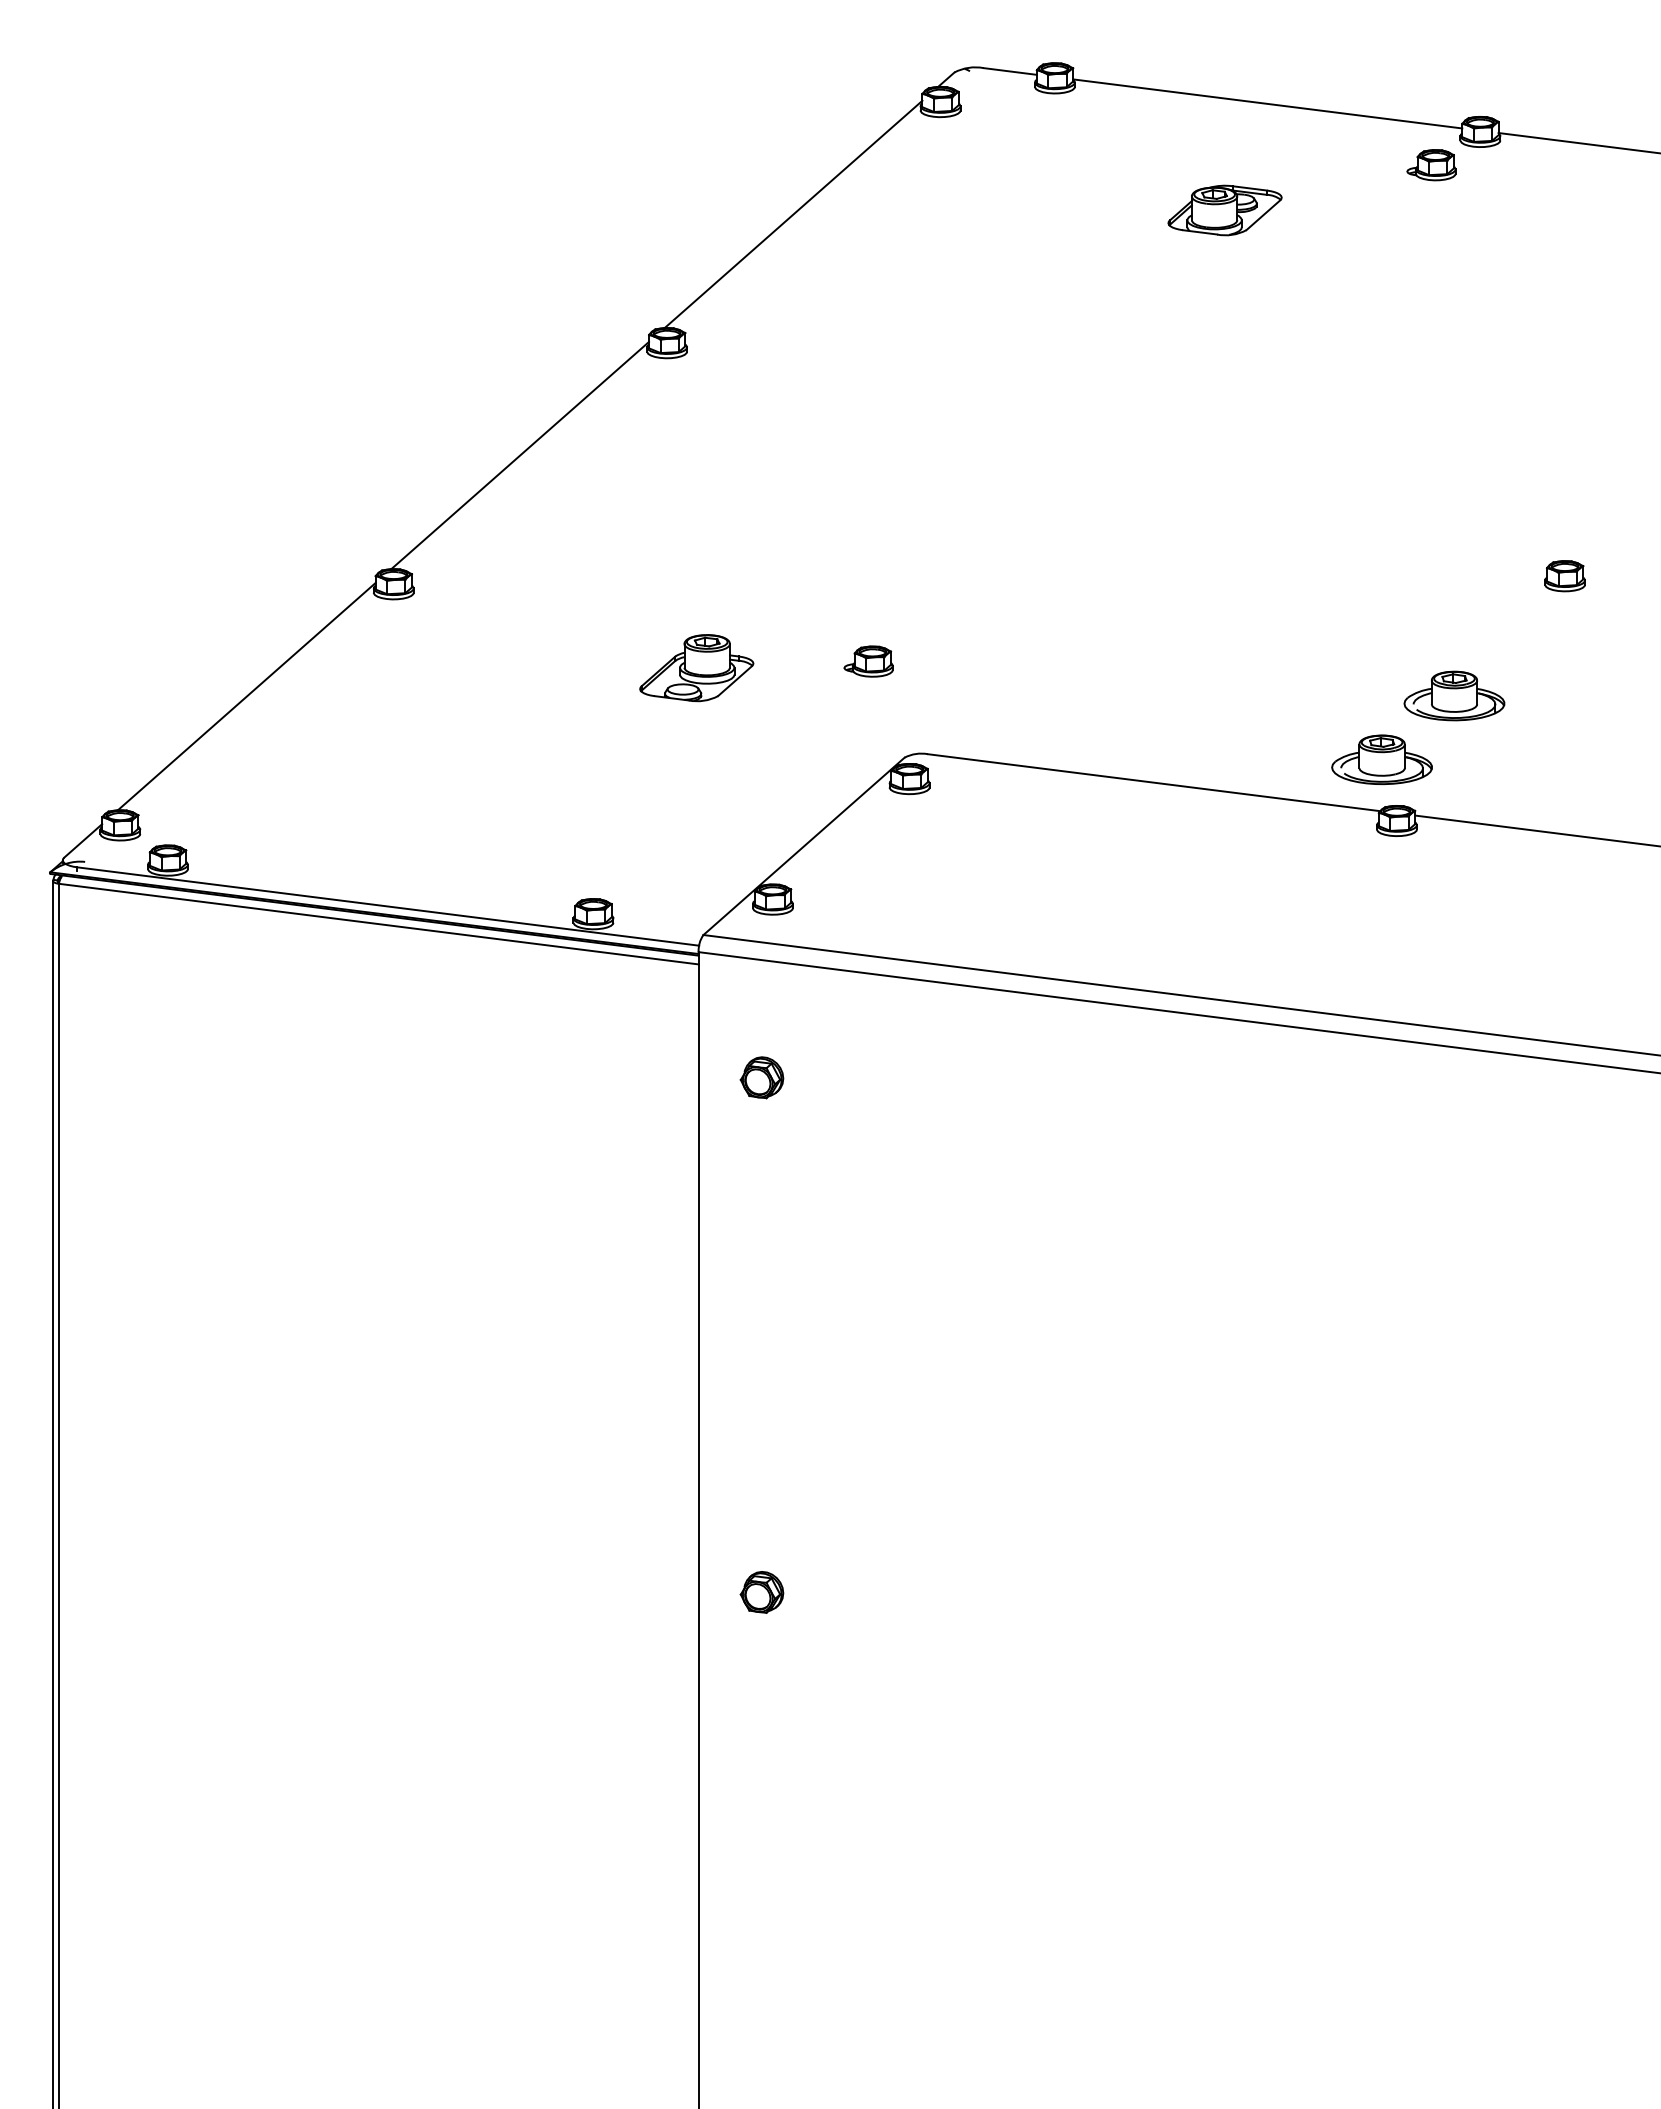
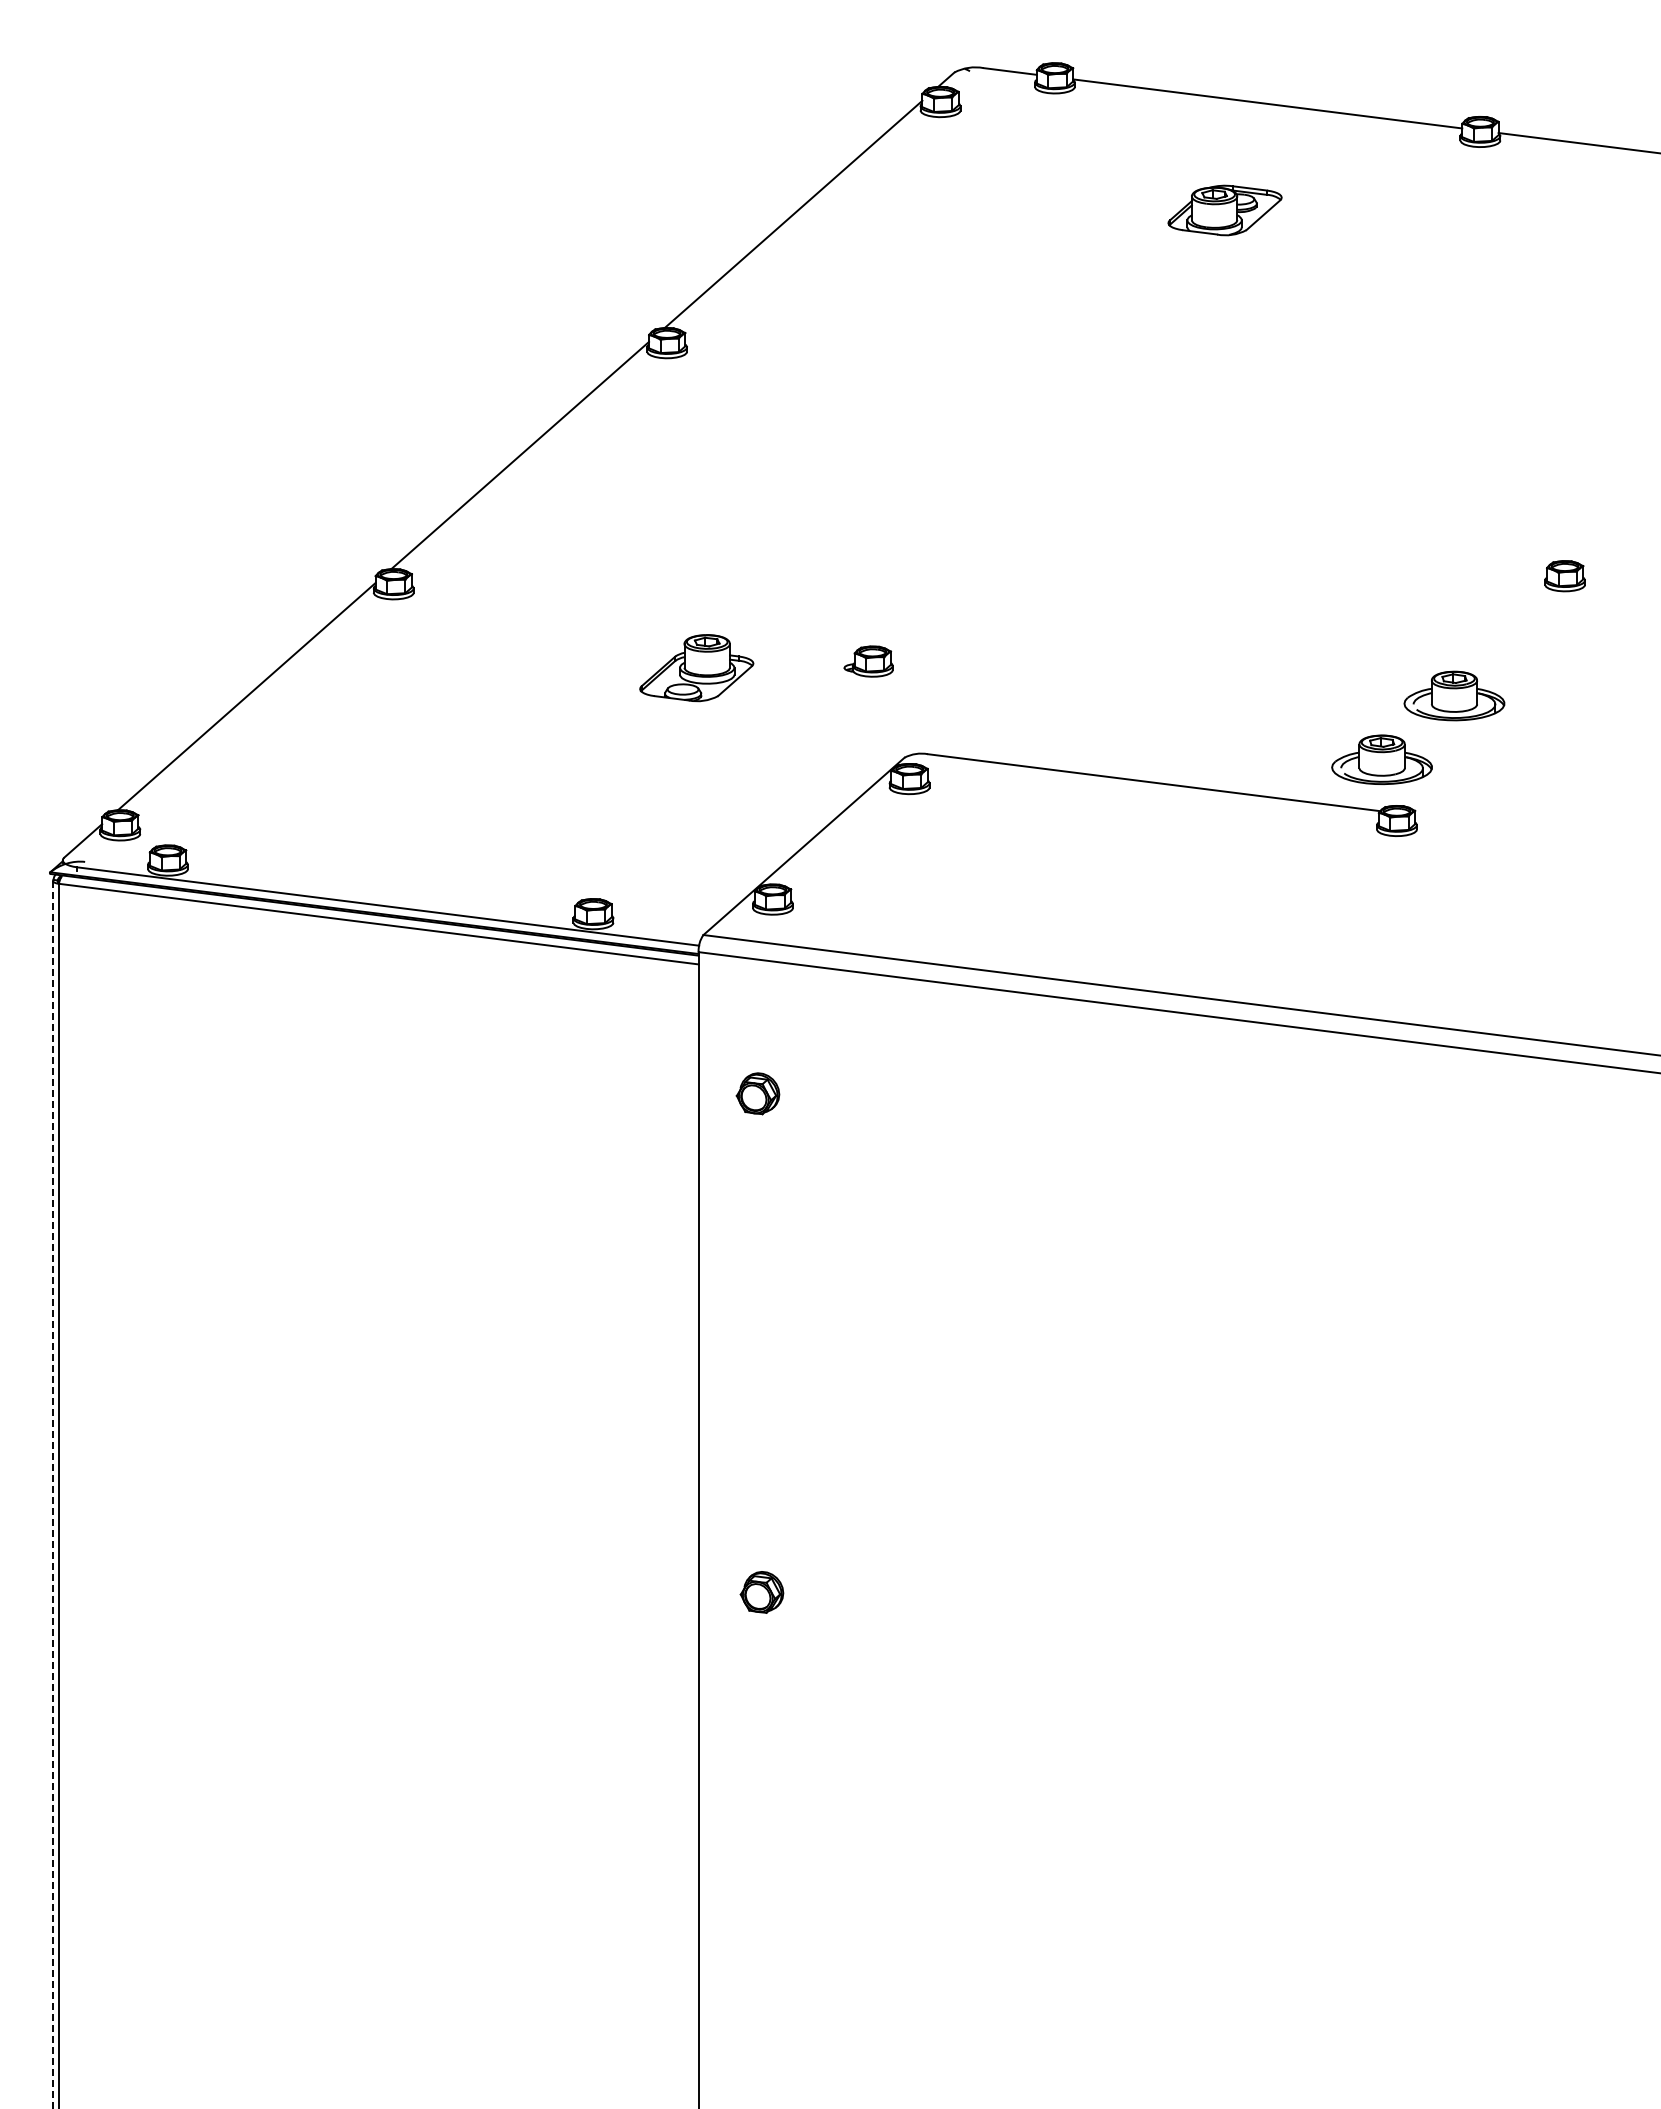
part: present -> none (1431, 165)
line: present -> none (1536, 830)
part position: (761, 1077) -> (757, 1093) (757, 1093)
line: solid -> dashed (52, 1494)
